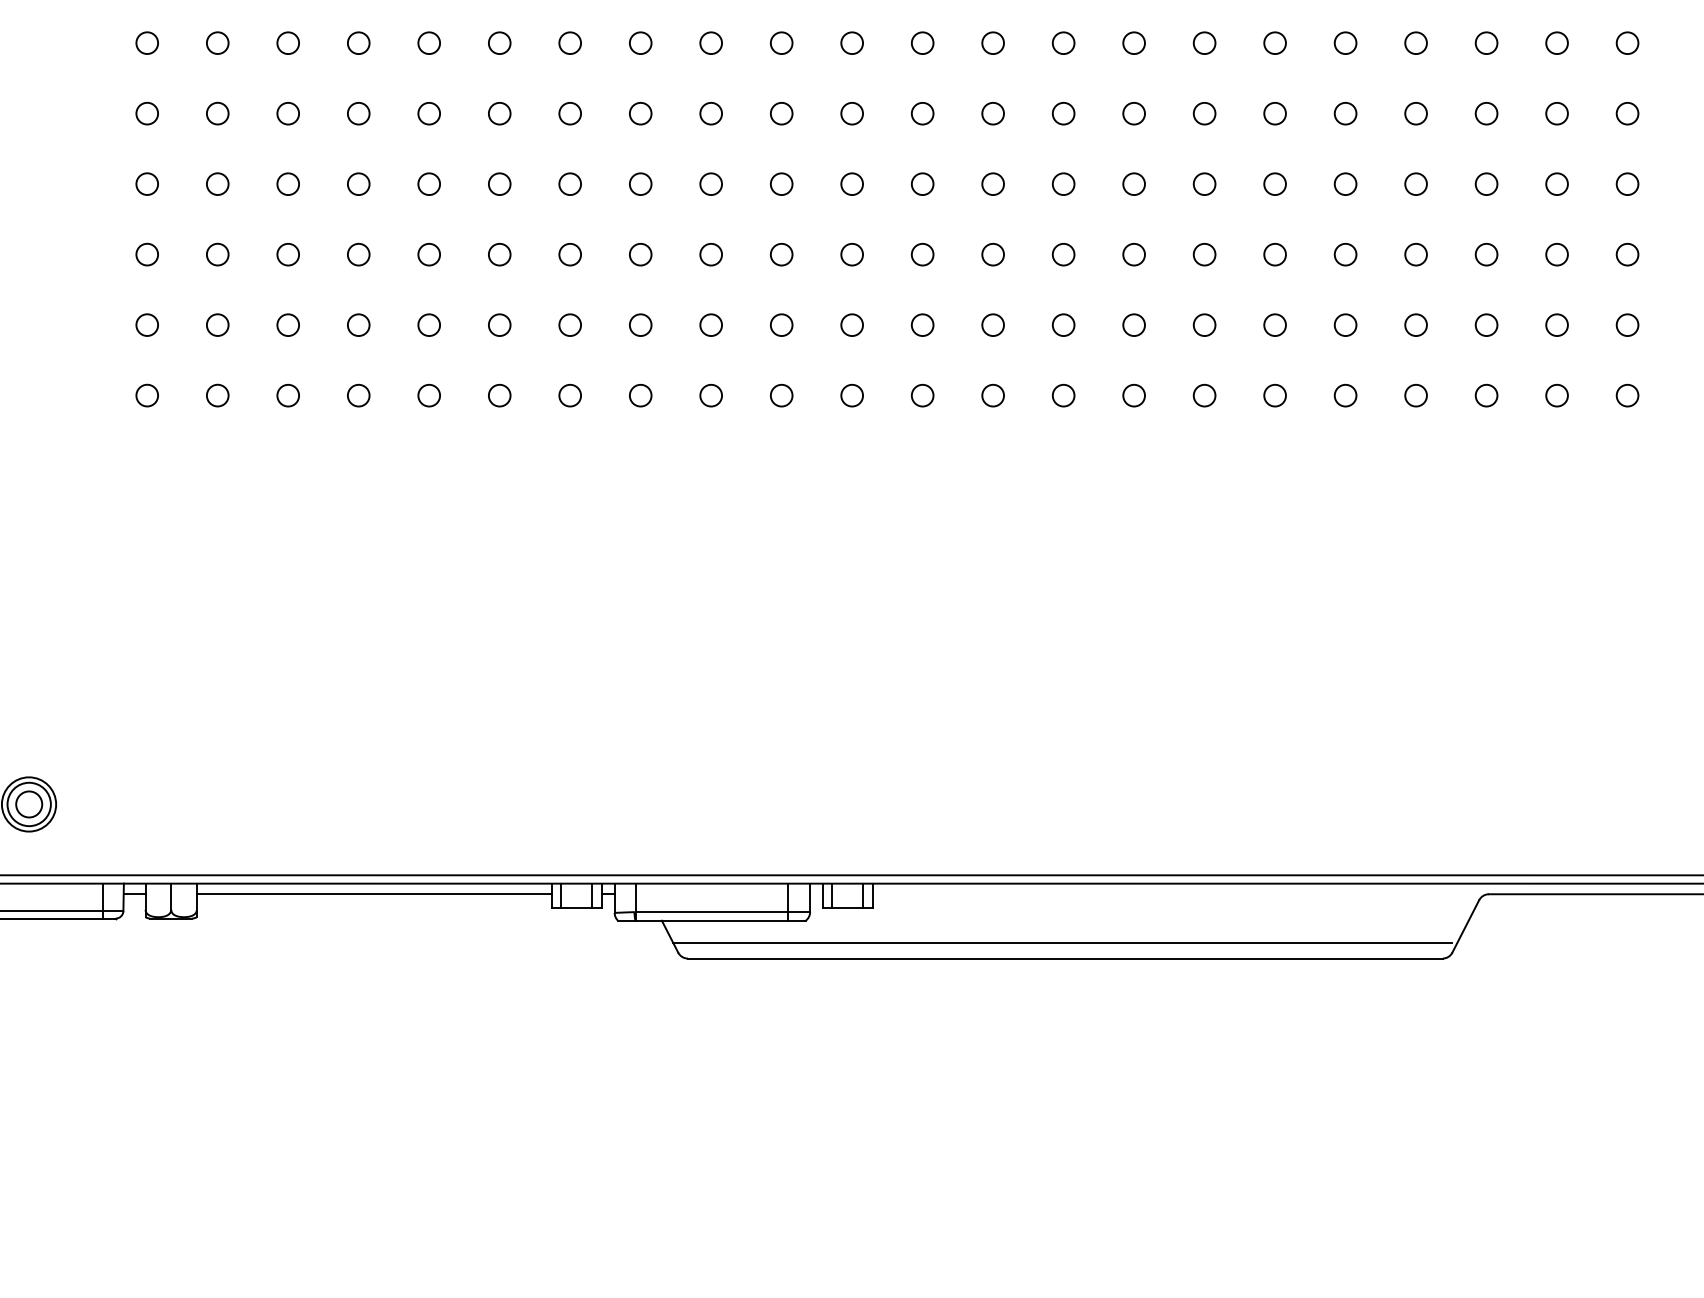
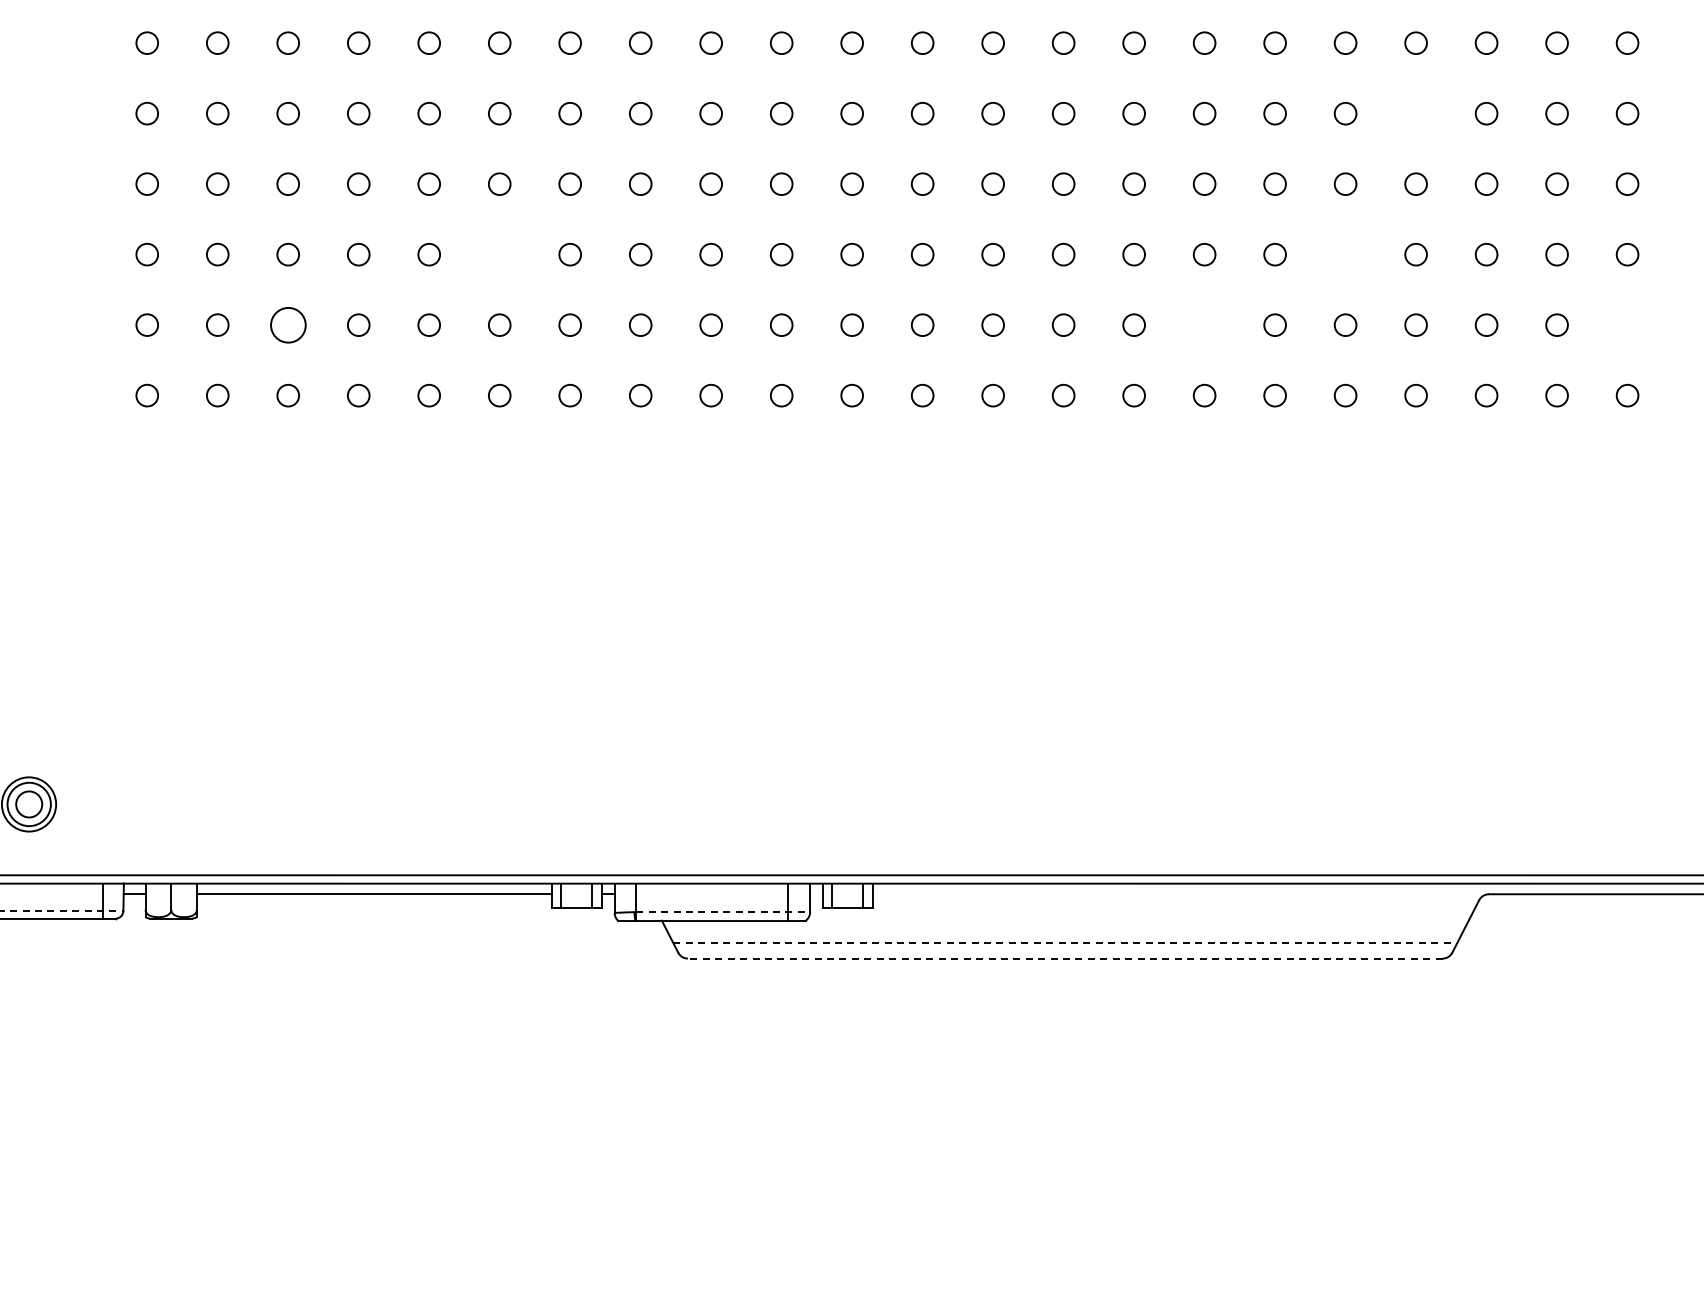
circle: present -> none (1415, 113)
circle: present -> none (499, 254)
circle: present -> none (1345, 254)
circle size: 24x24 px -> 37x37 px (288, 325)
circle: present -> none (1204, 324)
circle: present -> none (1627, 324)
line: solid -> dashed (62, 911)
line: solid -> dashed (723, 912)
line: solid -> dashed (1063, 943)
line: solid -> dashed (1064, 958)
